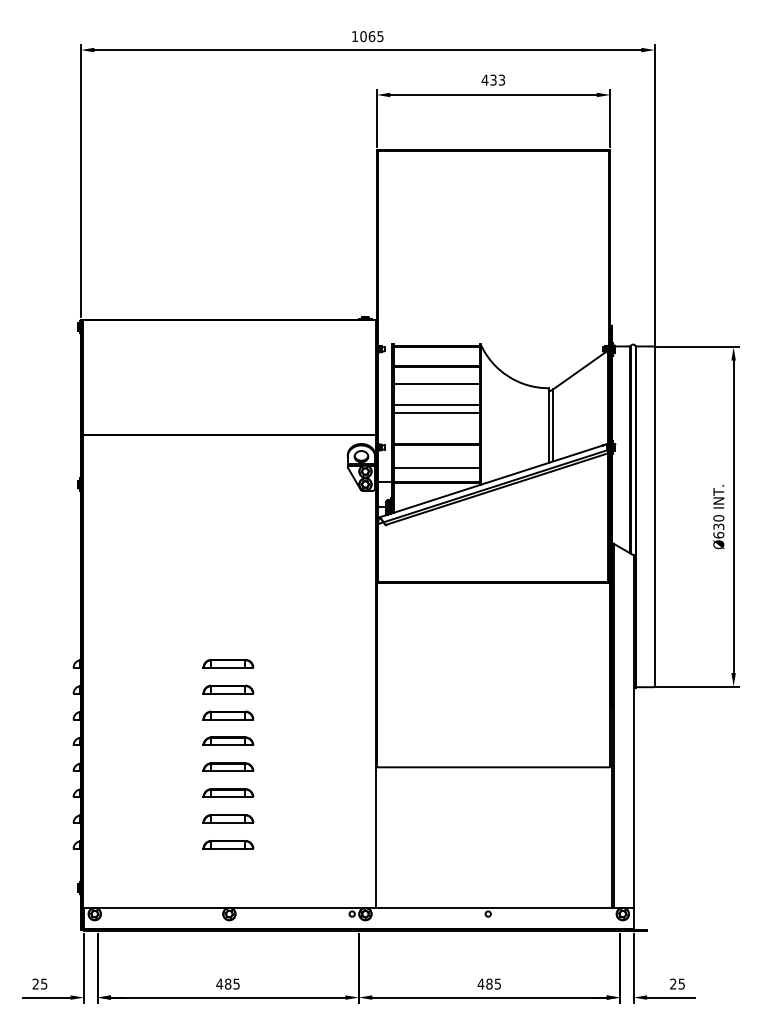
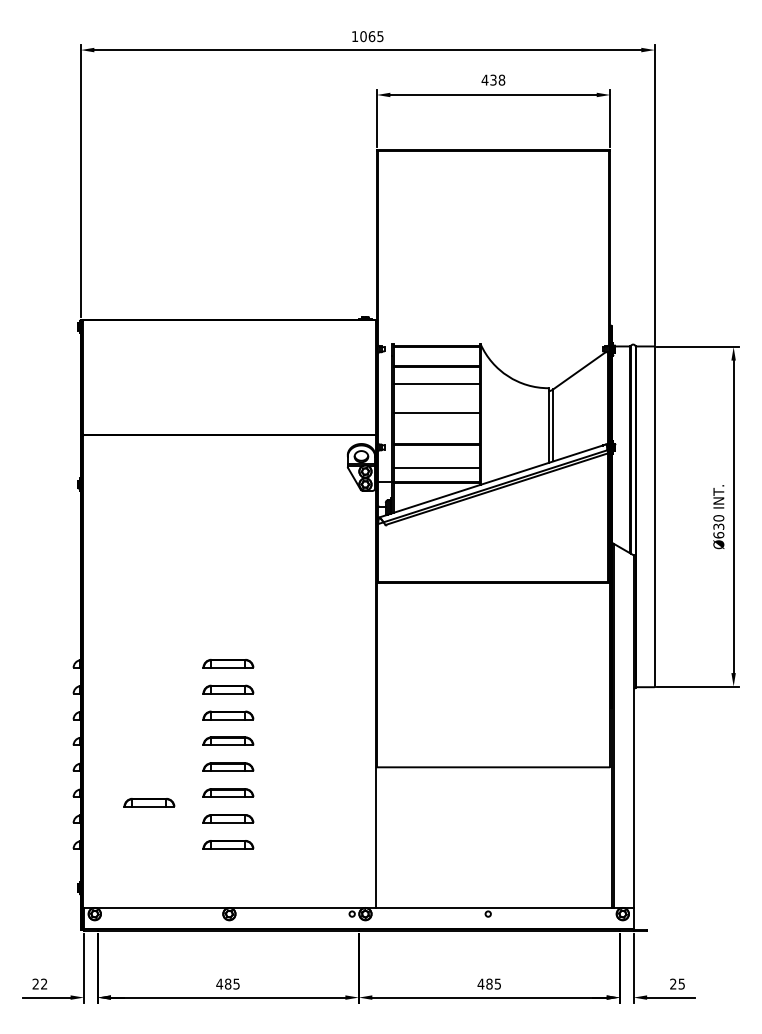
text: 433 -> 438 (501, 79)
line: present -> none (436, 404)
part: none -> present (149, 802)
text: 25 -> 22 (44, 983)
